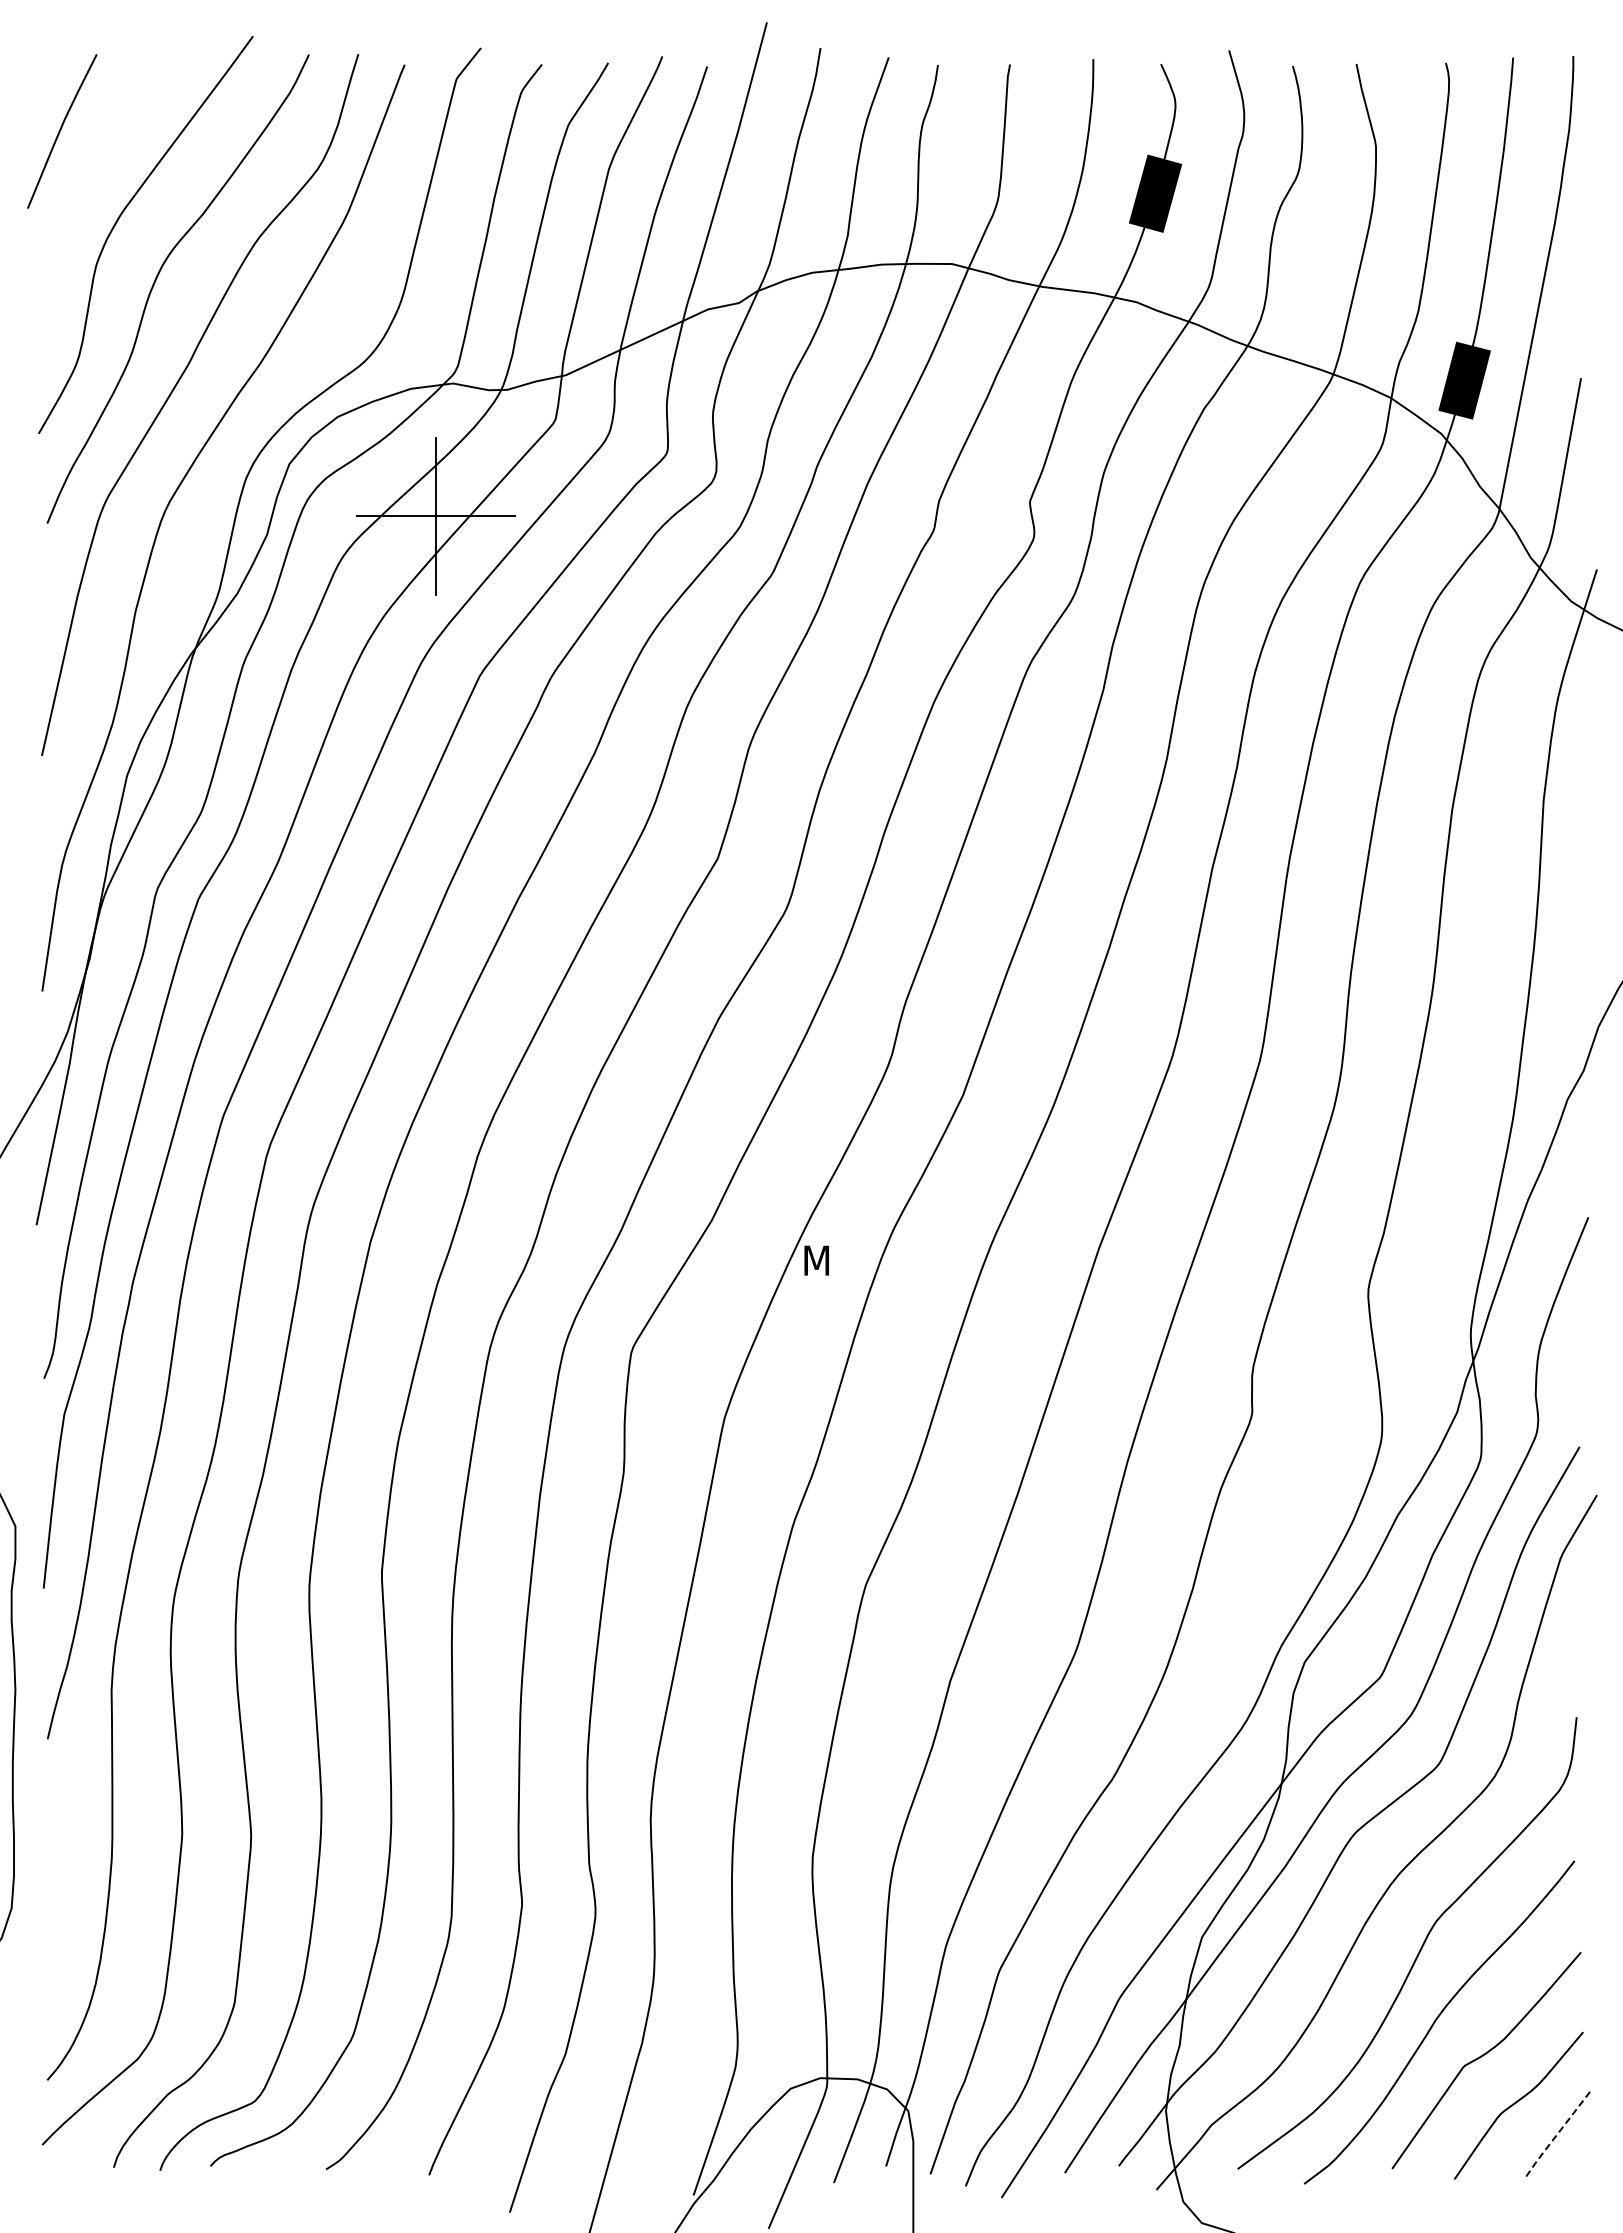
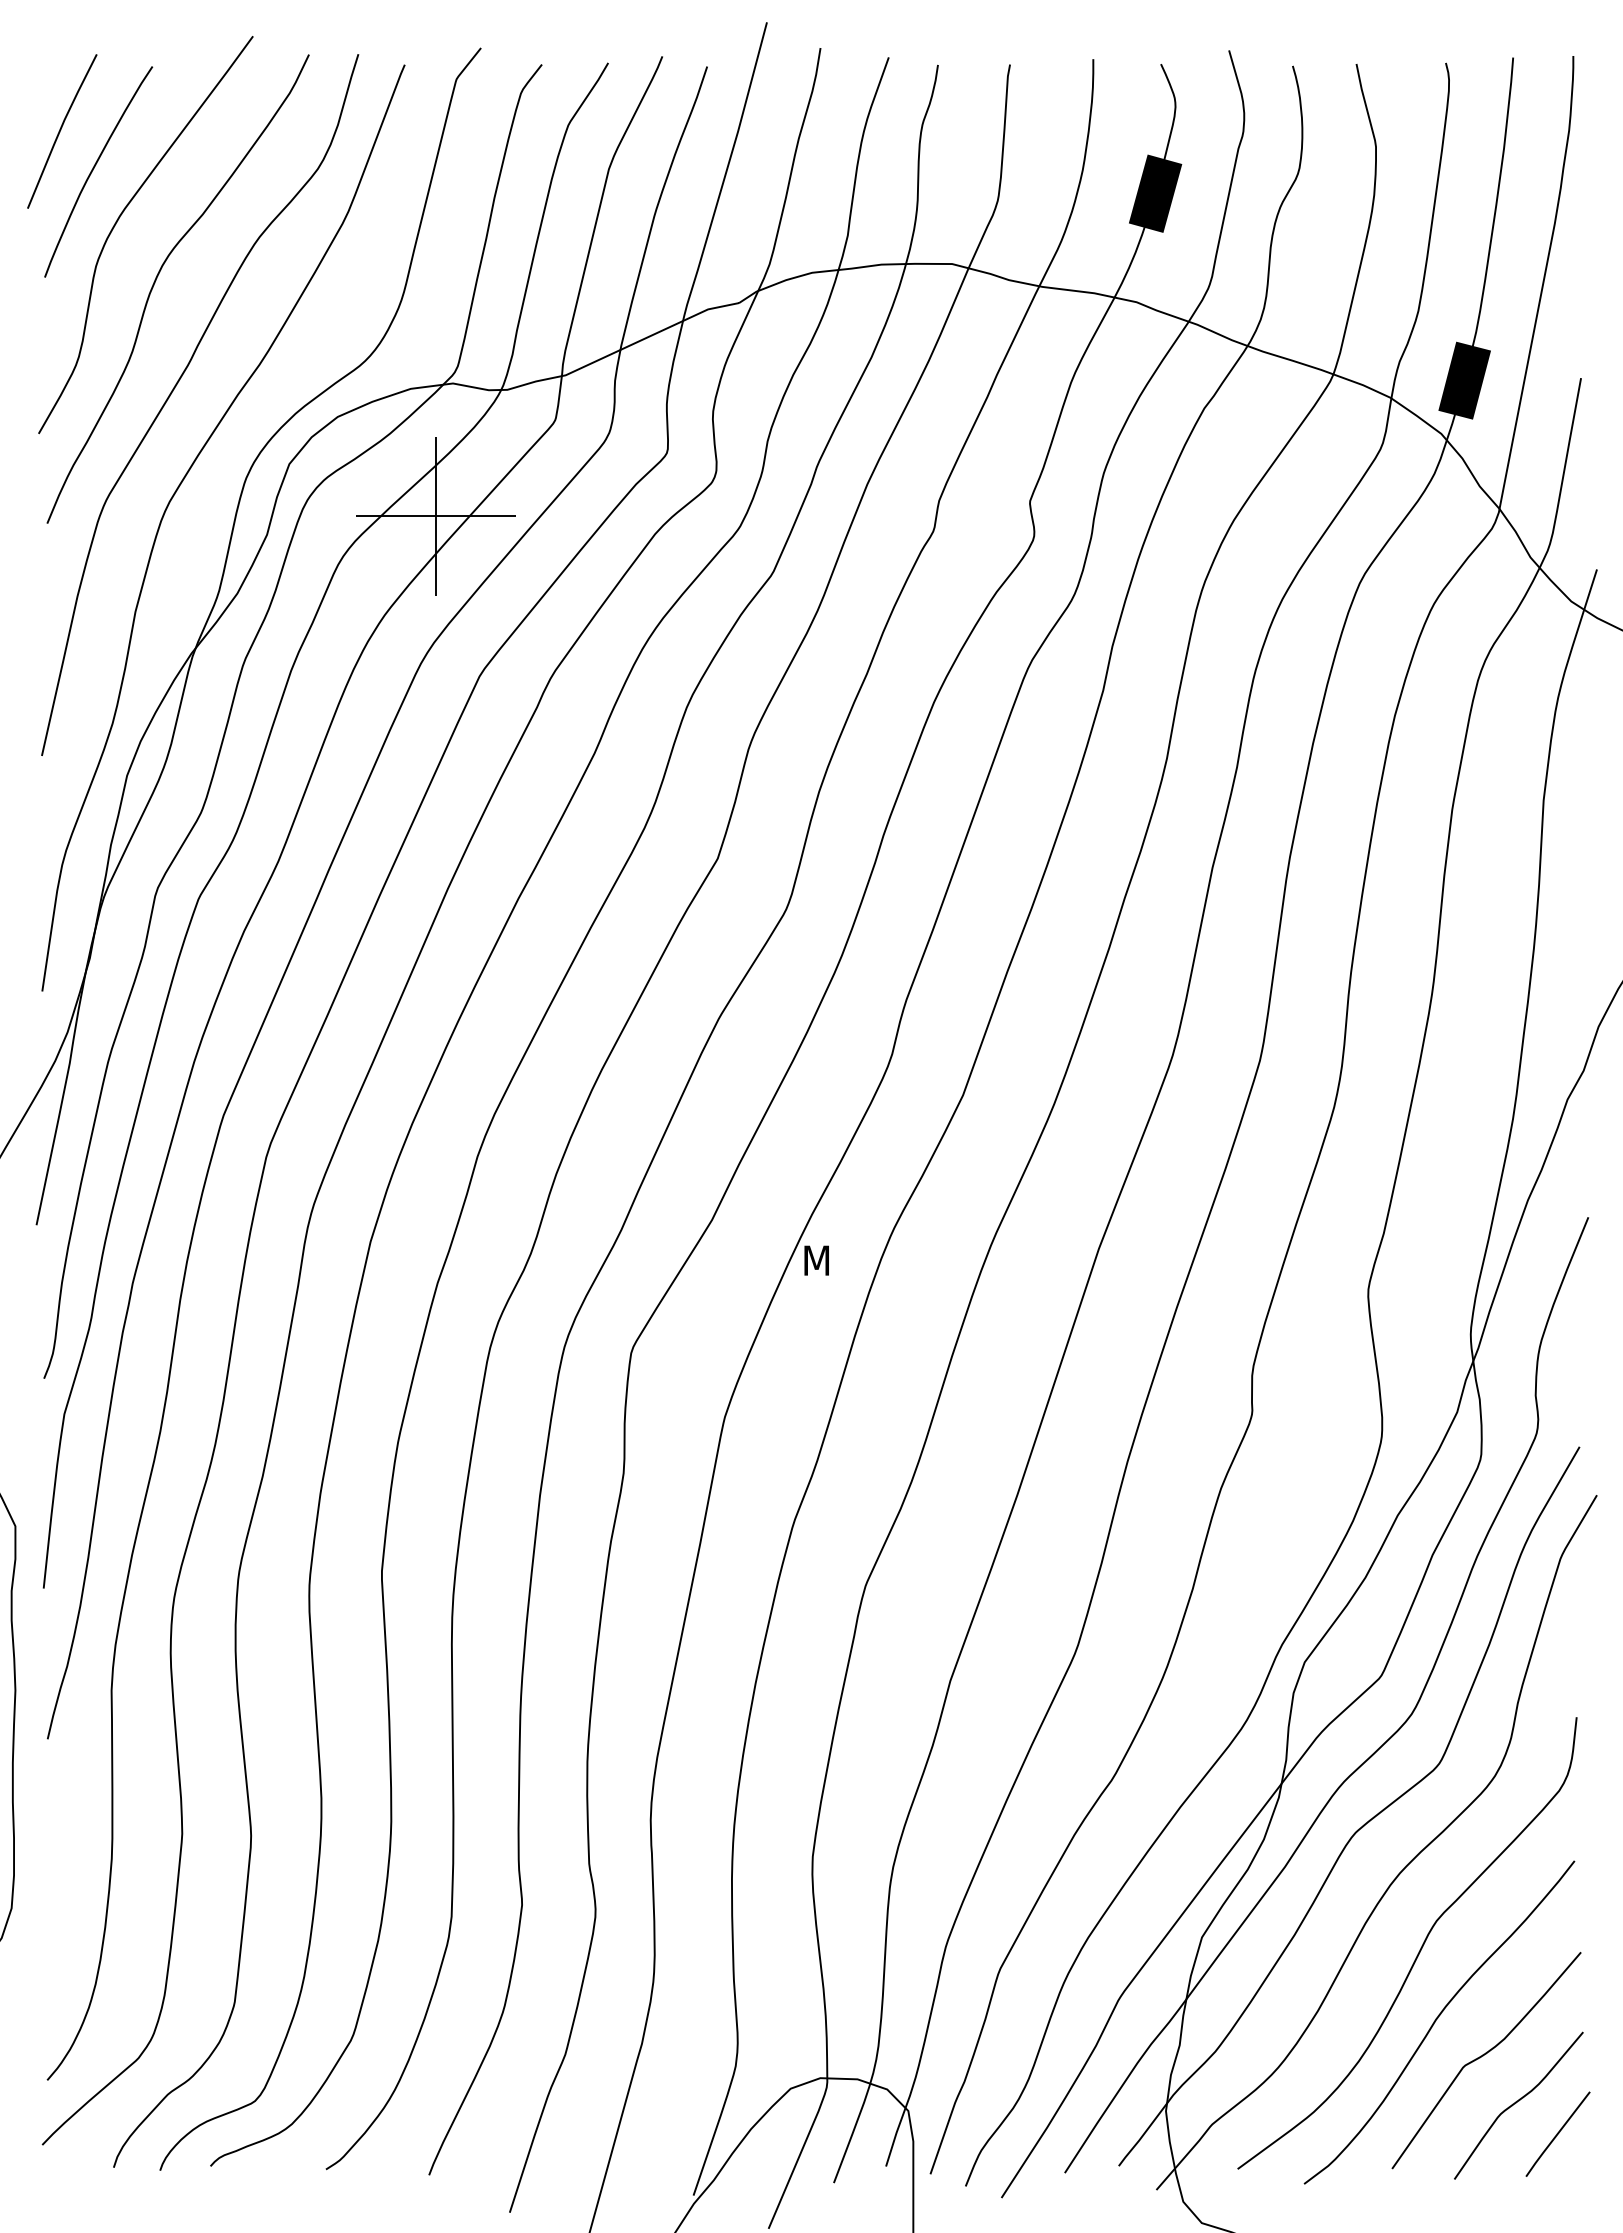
curve: none -> present (94, 168)
line: dashed -> solid (1556, 2134)
